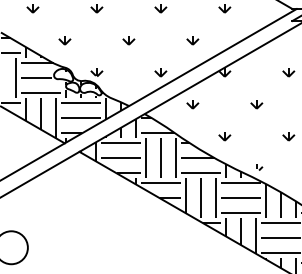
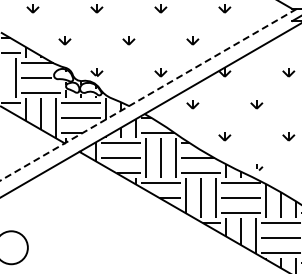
line: solid -> dashed (148, 95)
